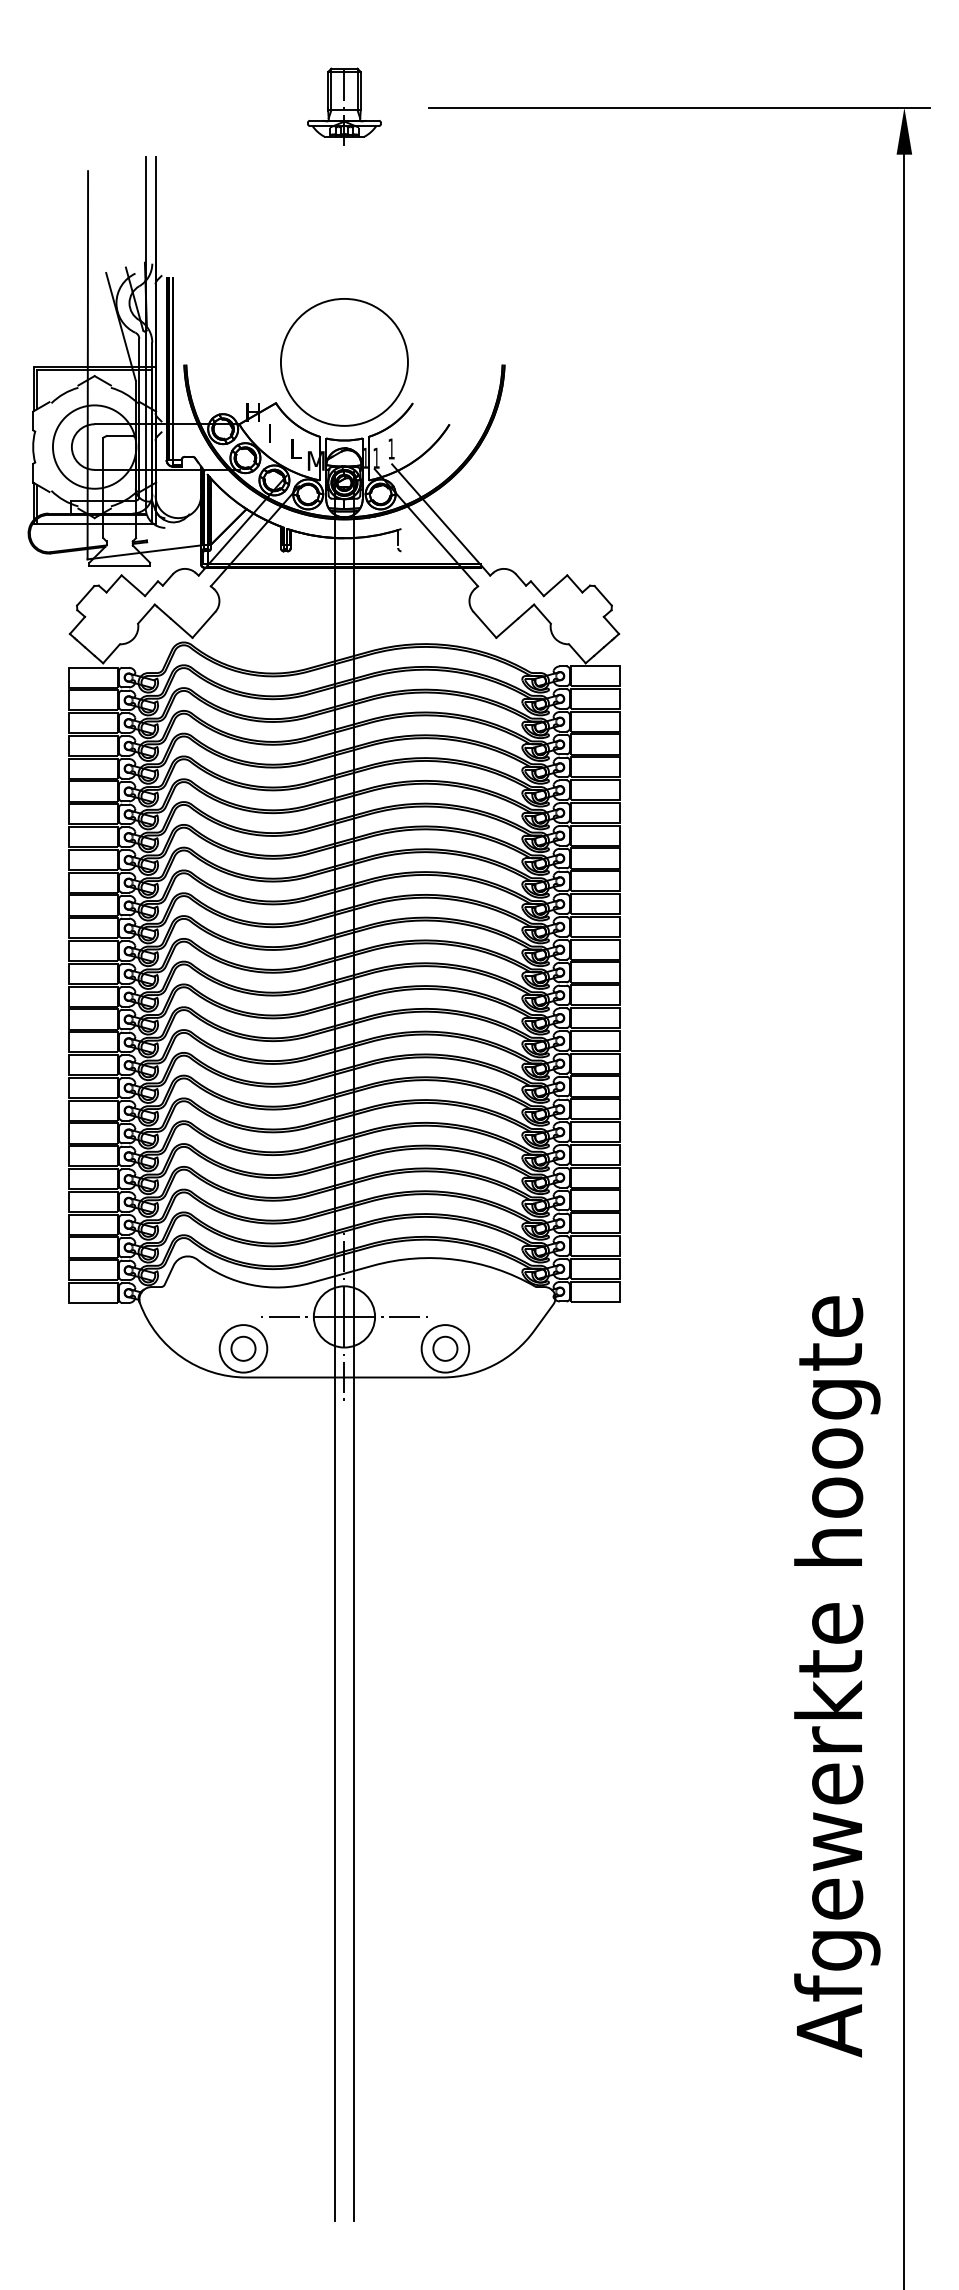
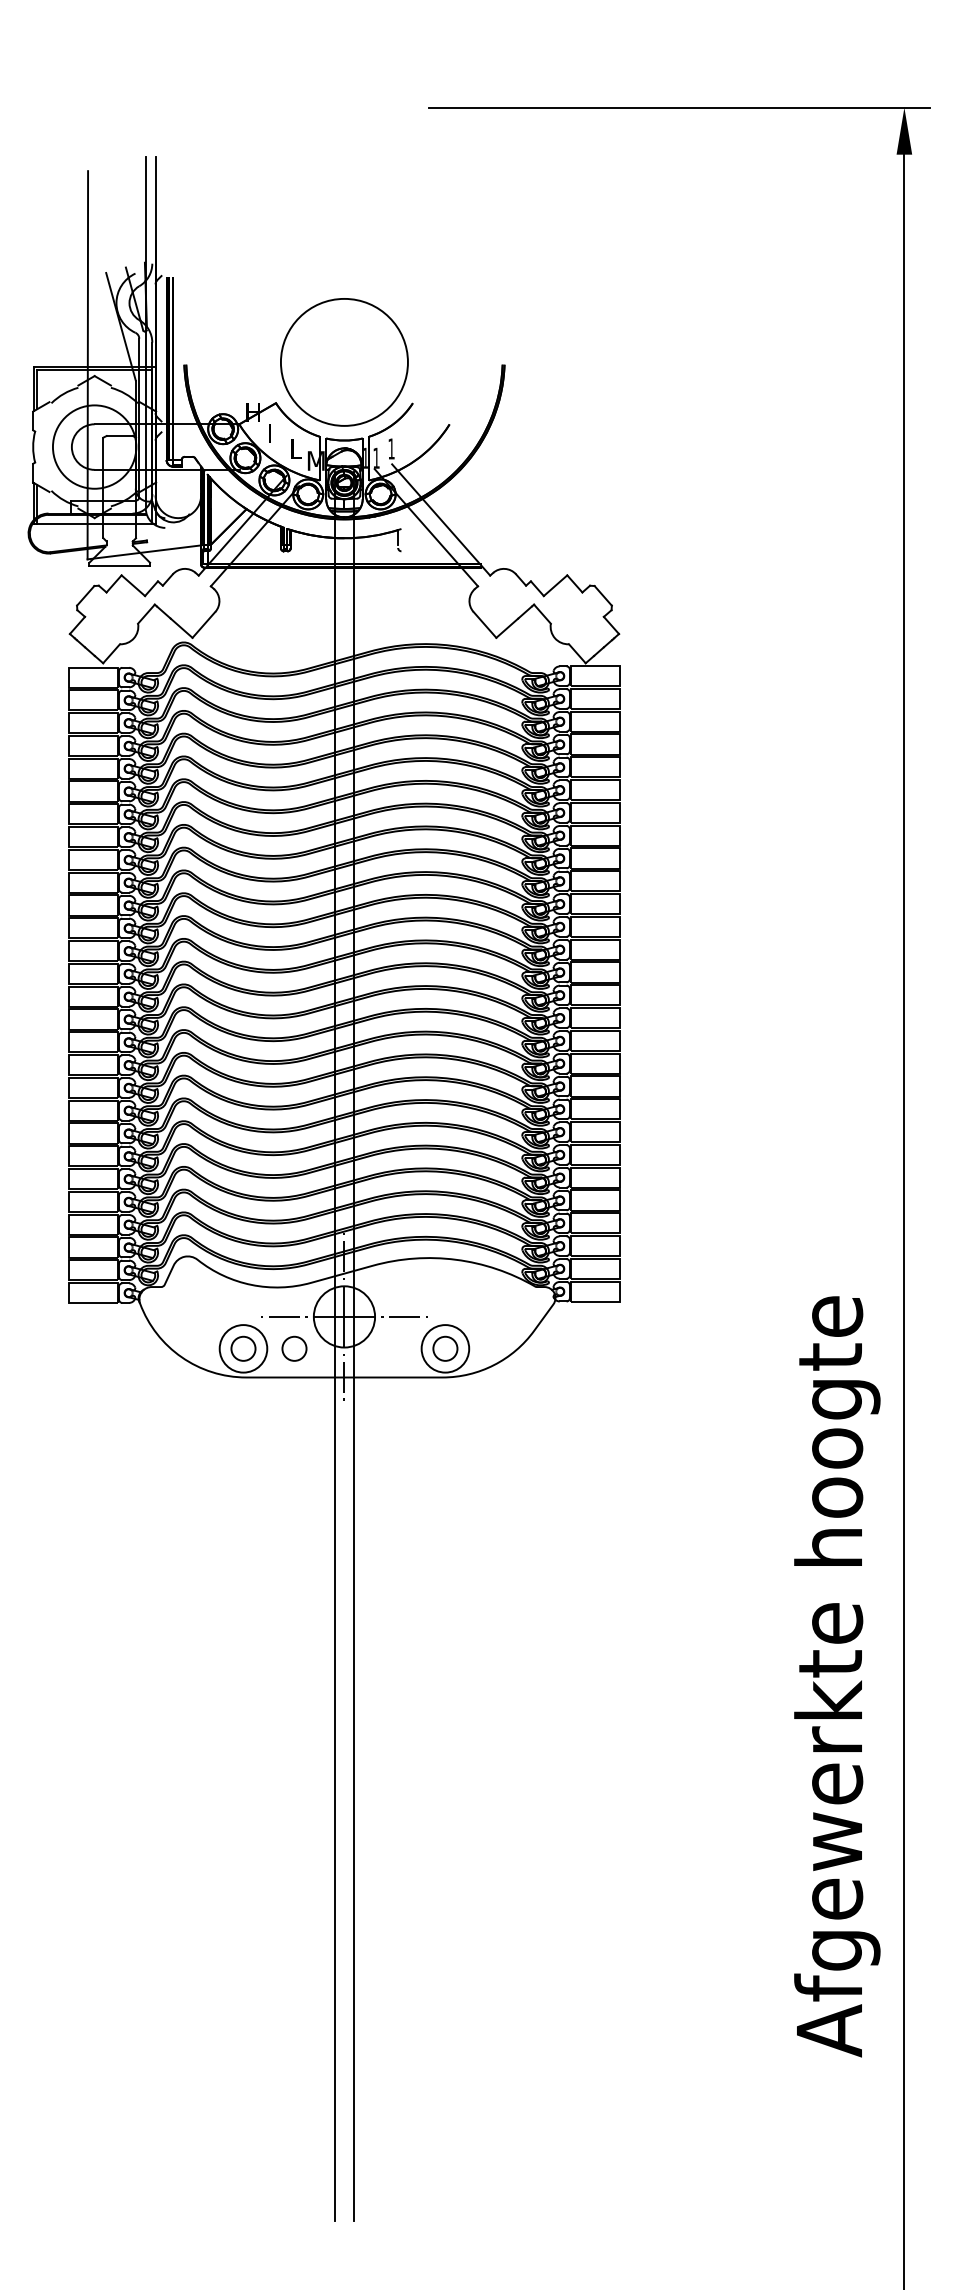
part: present -> none (344, 106)
circle: none -> present (294, 1348)
